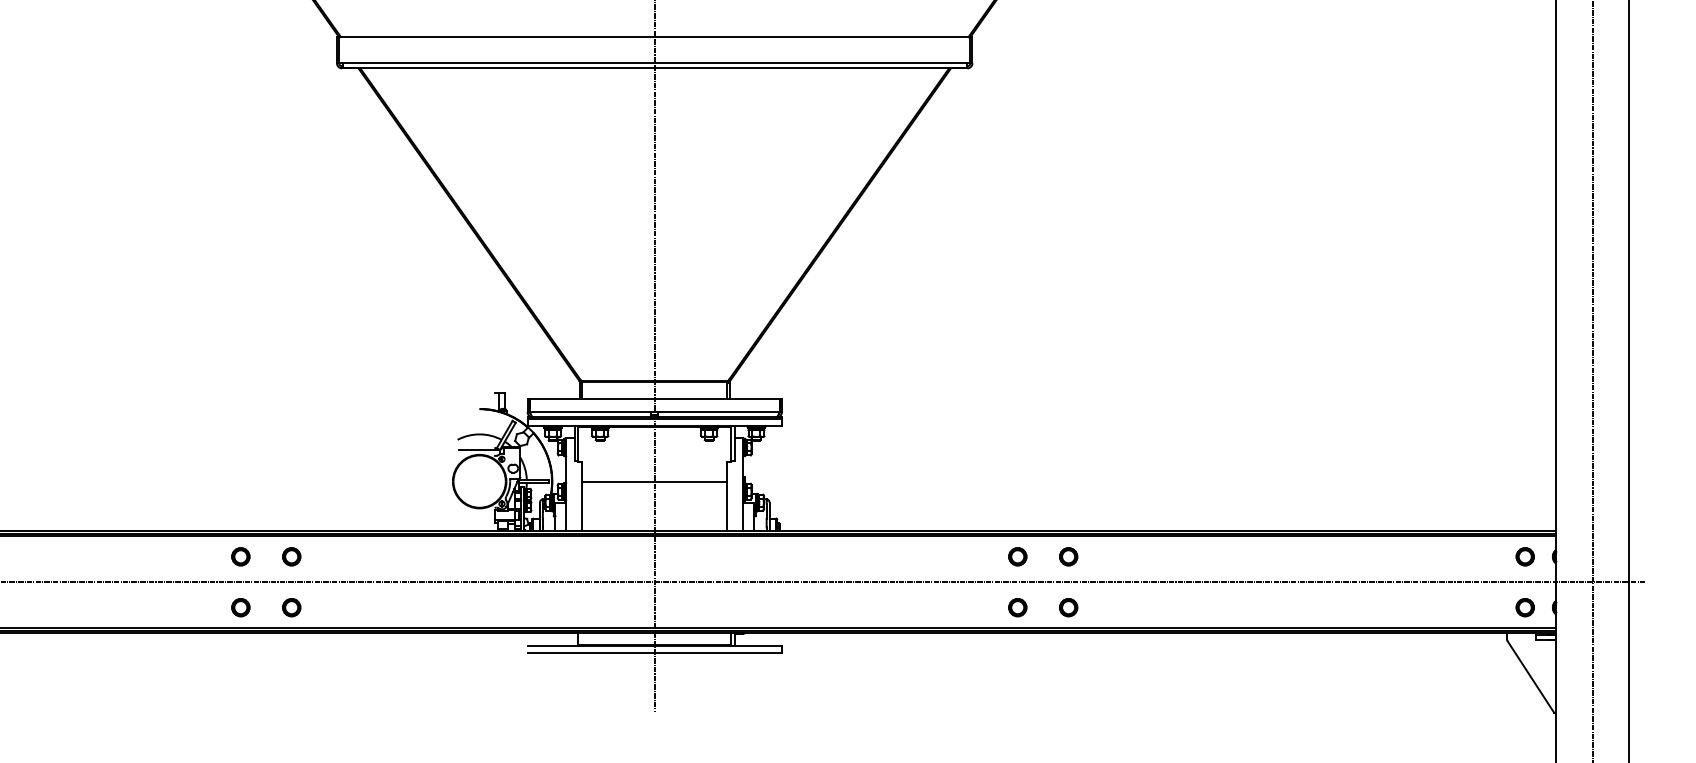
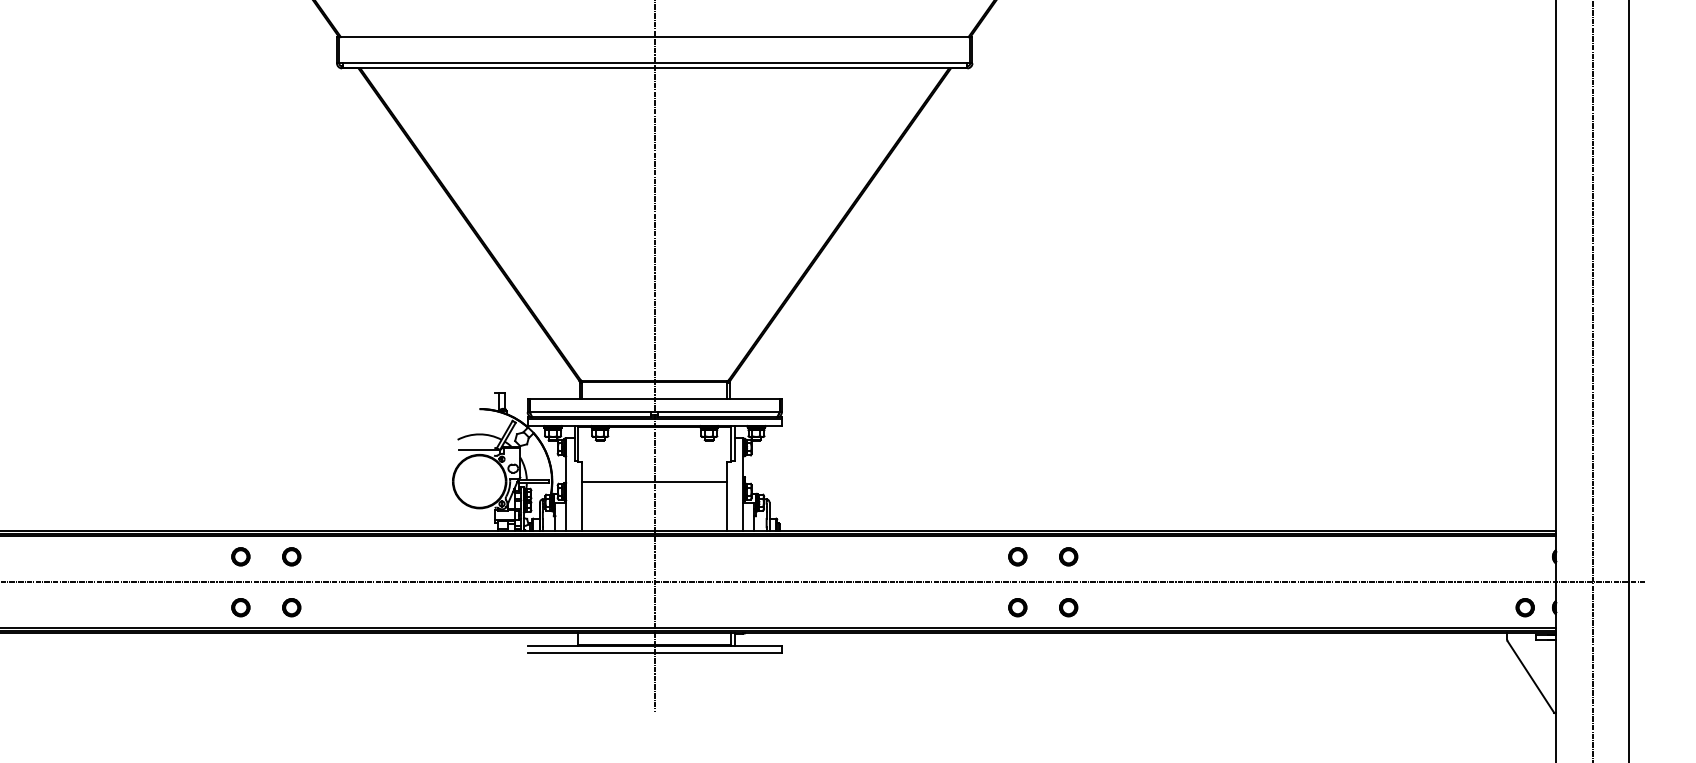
part: present -> none (1524, 556)
